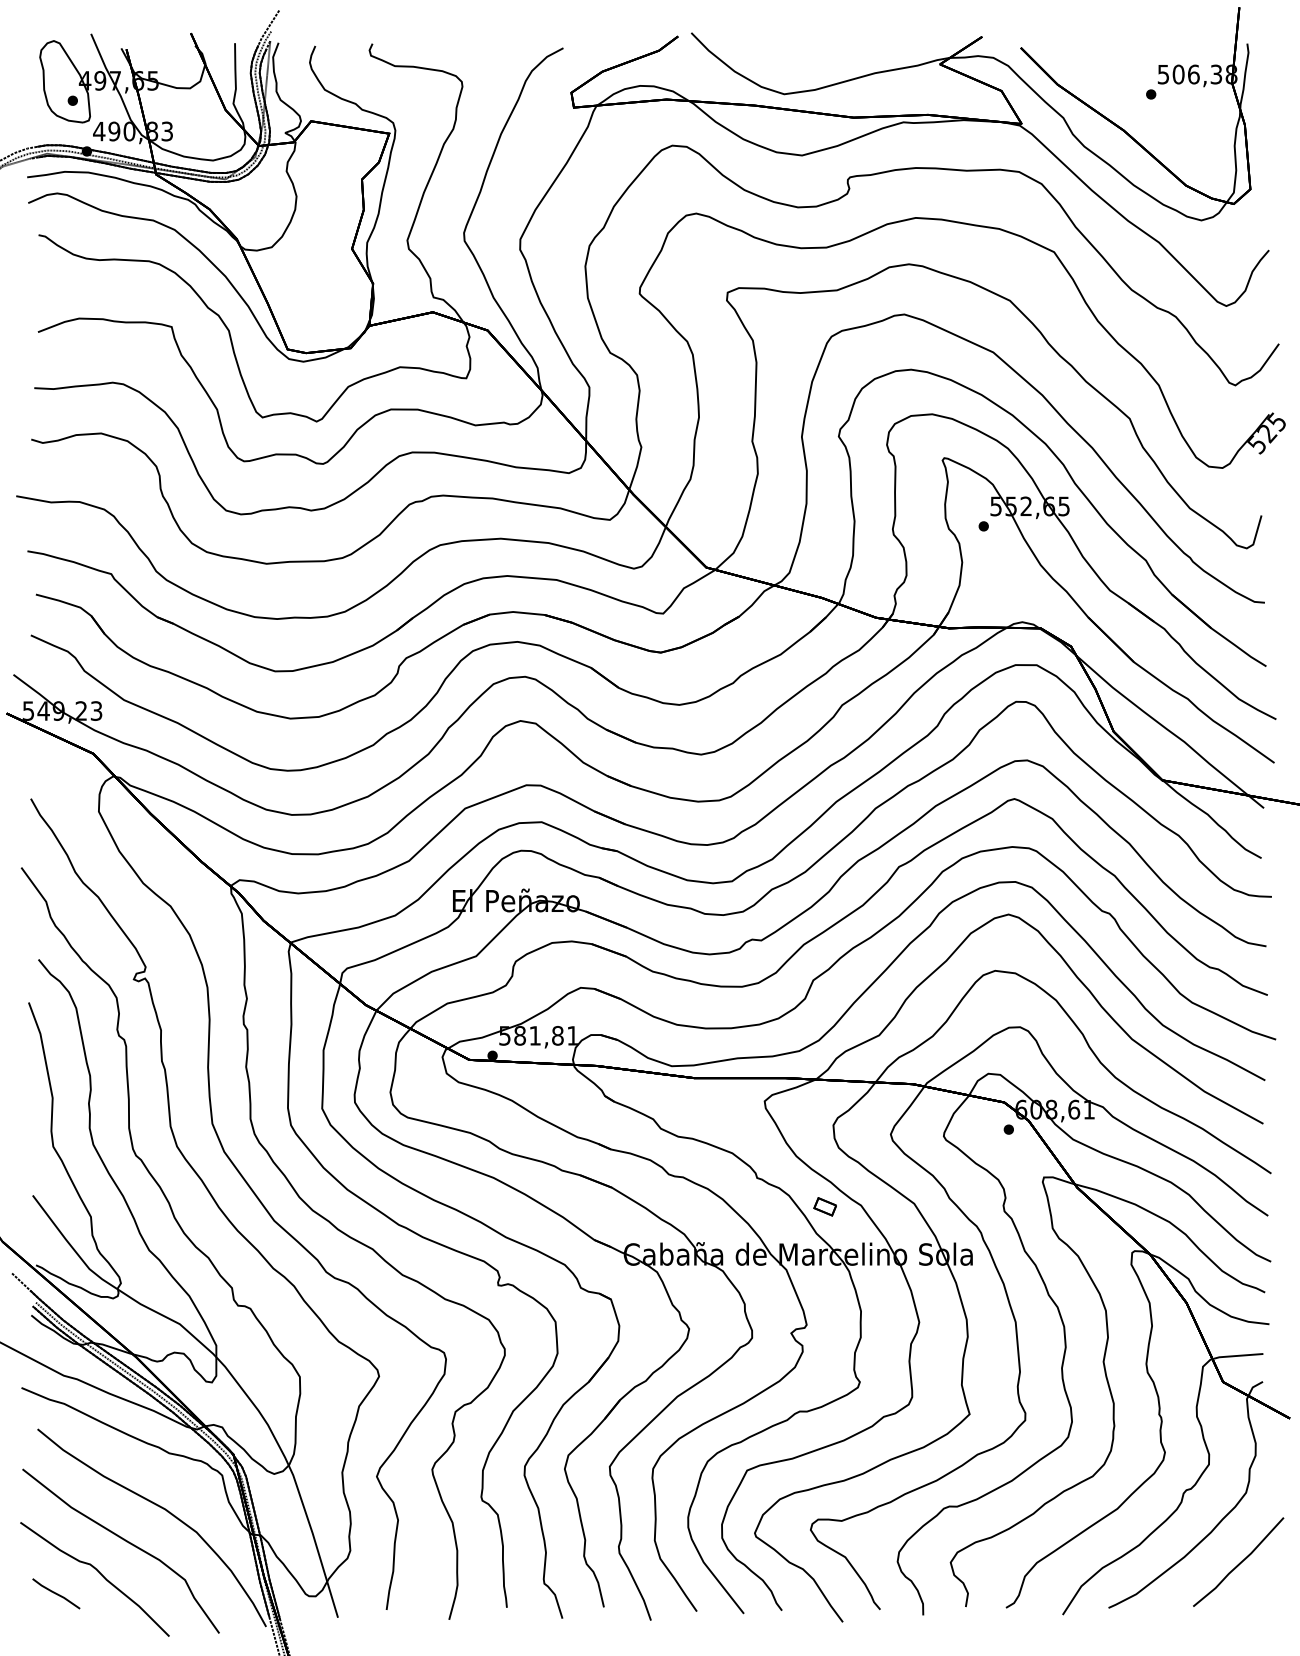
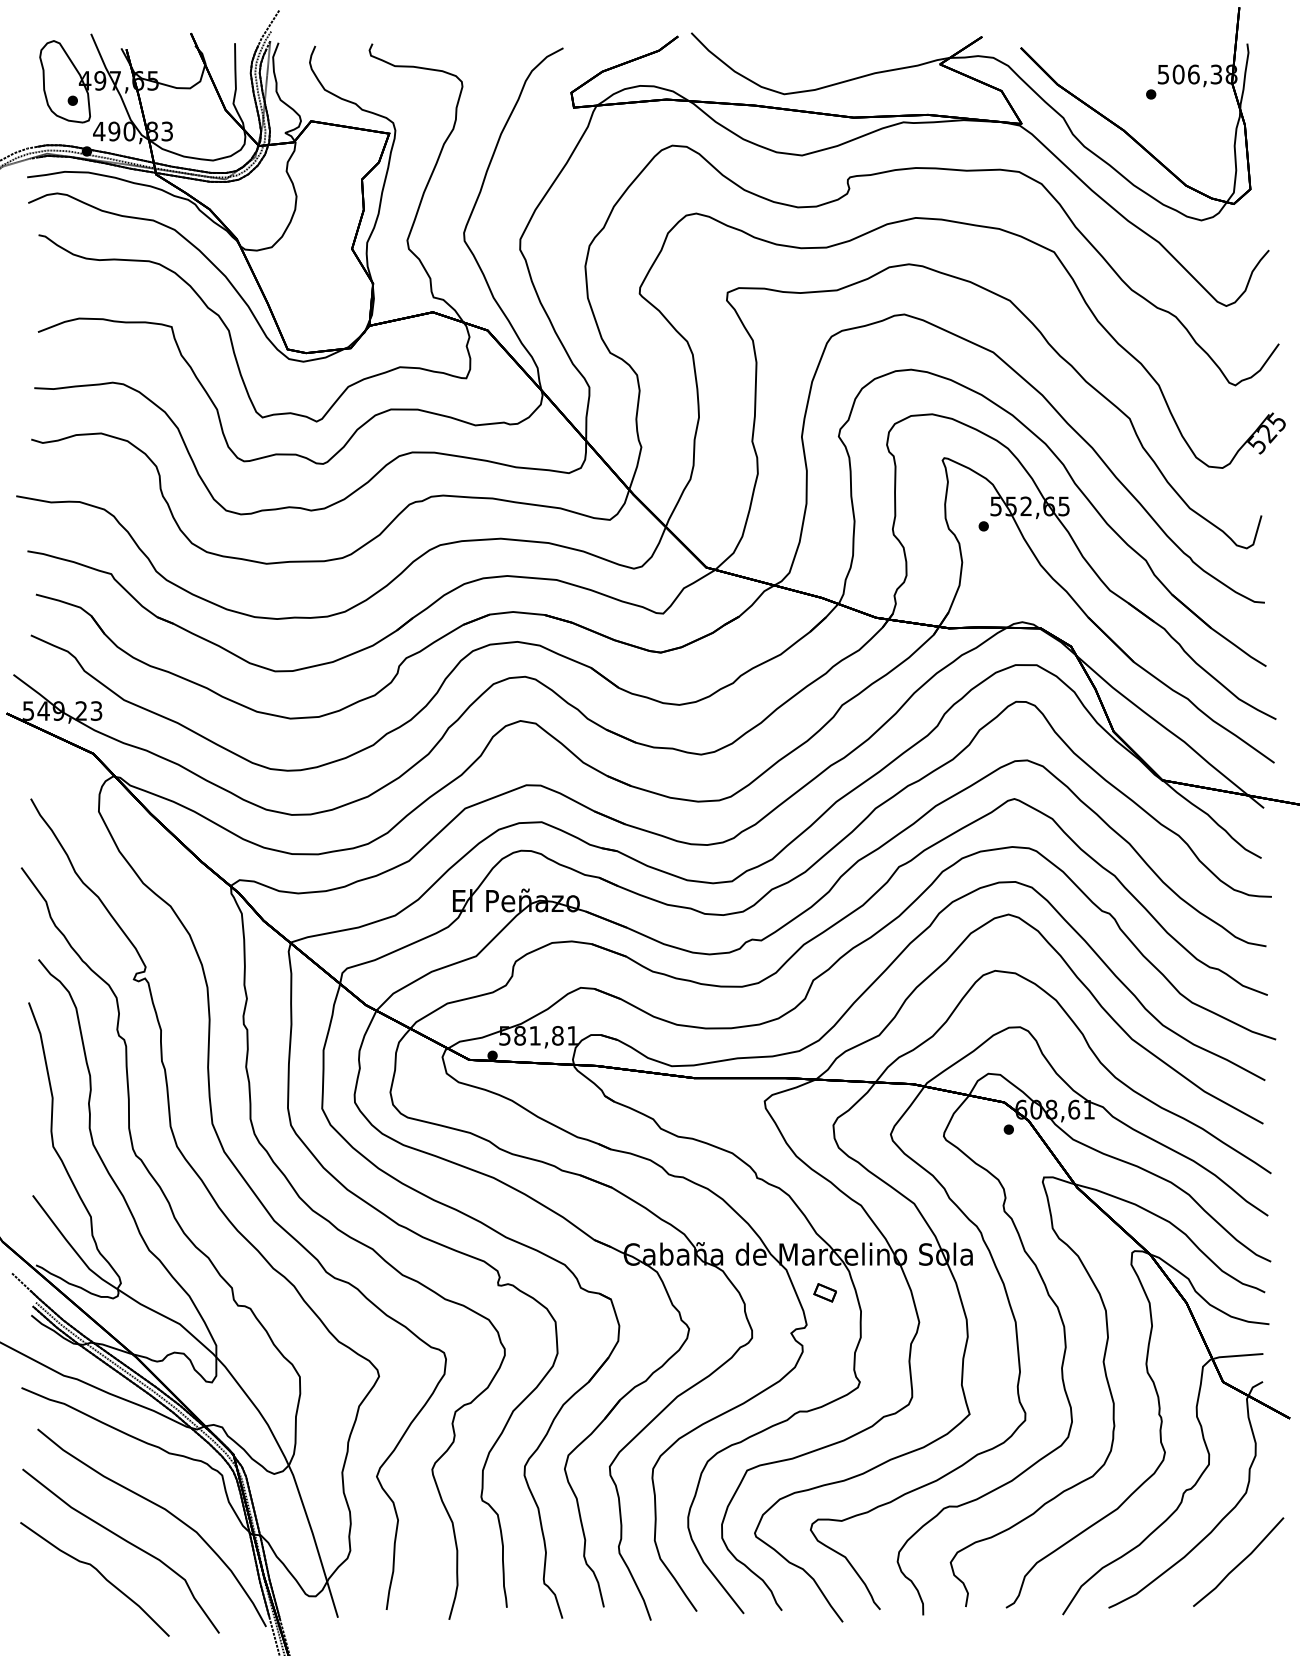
part position: (824, 1206) -> (824, 1292) (824, 1292)
line: present -> none (56, 1593)
